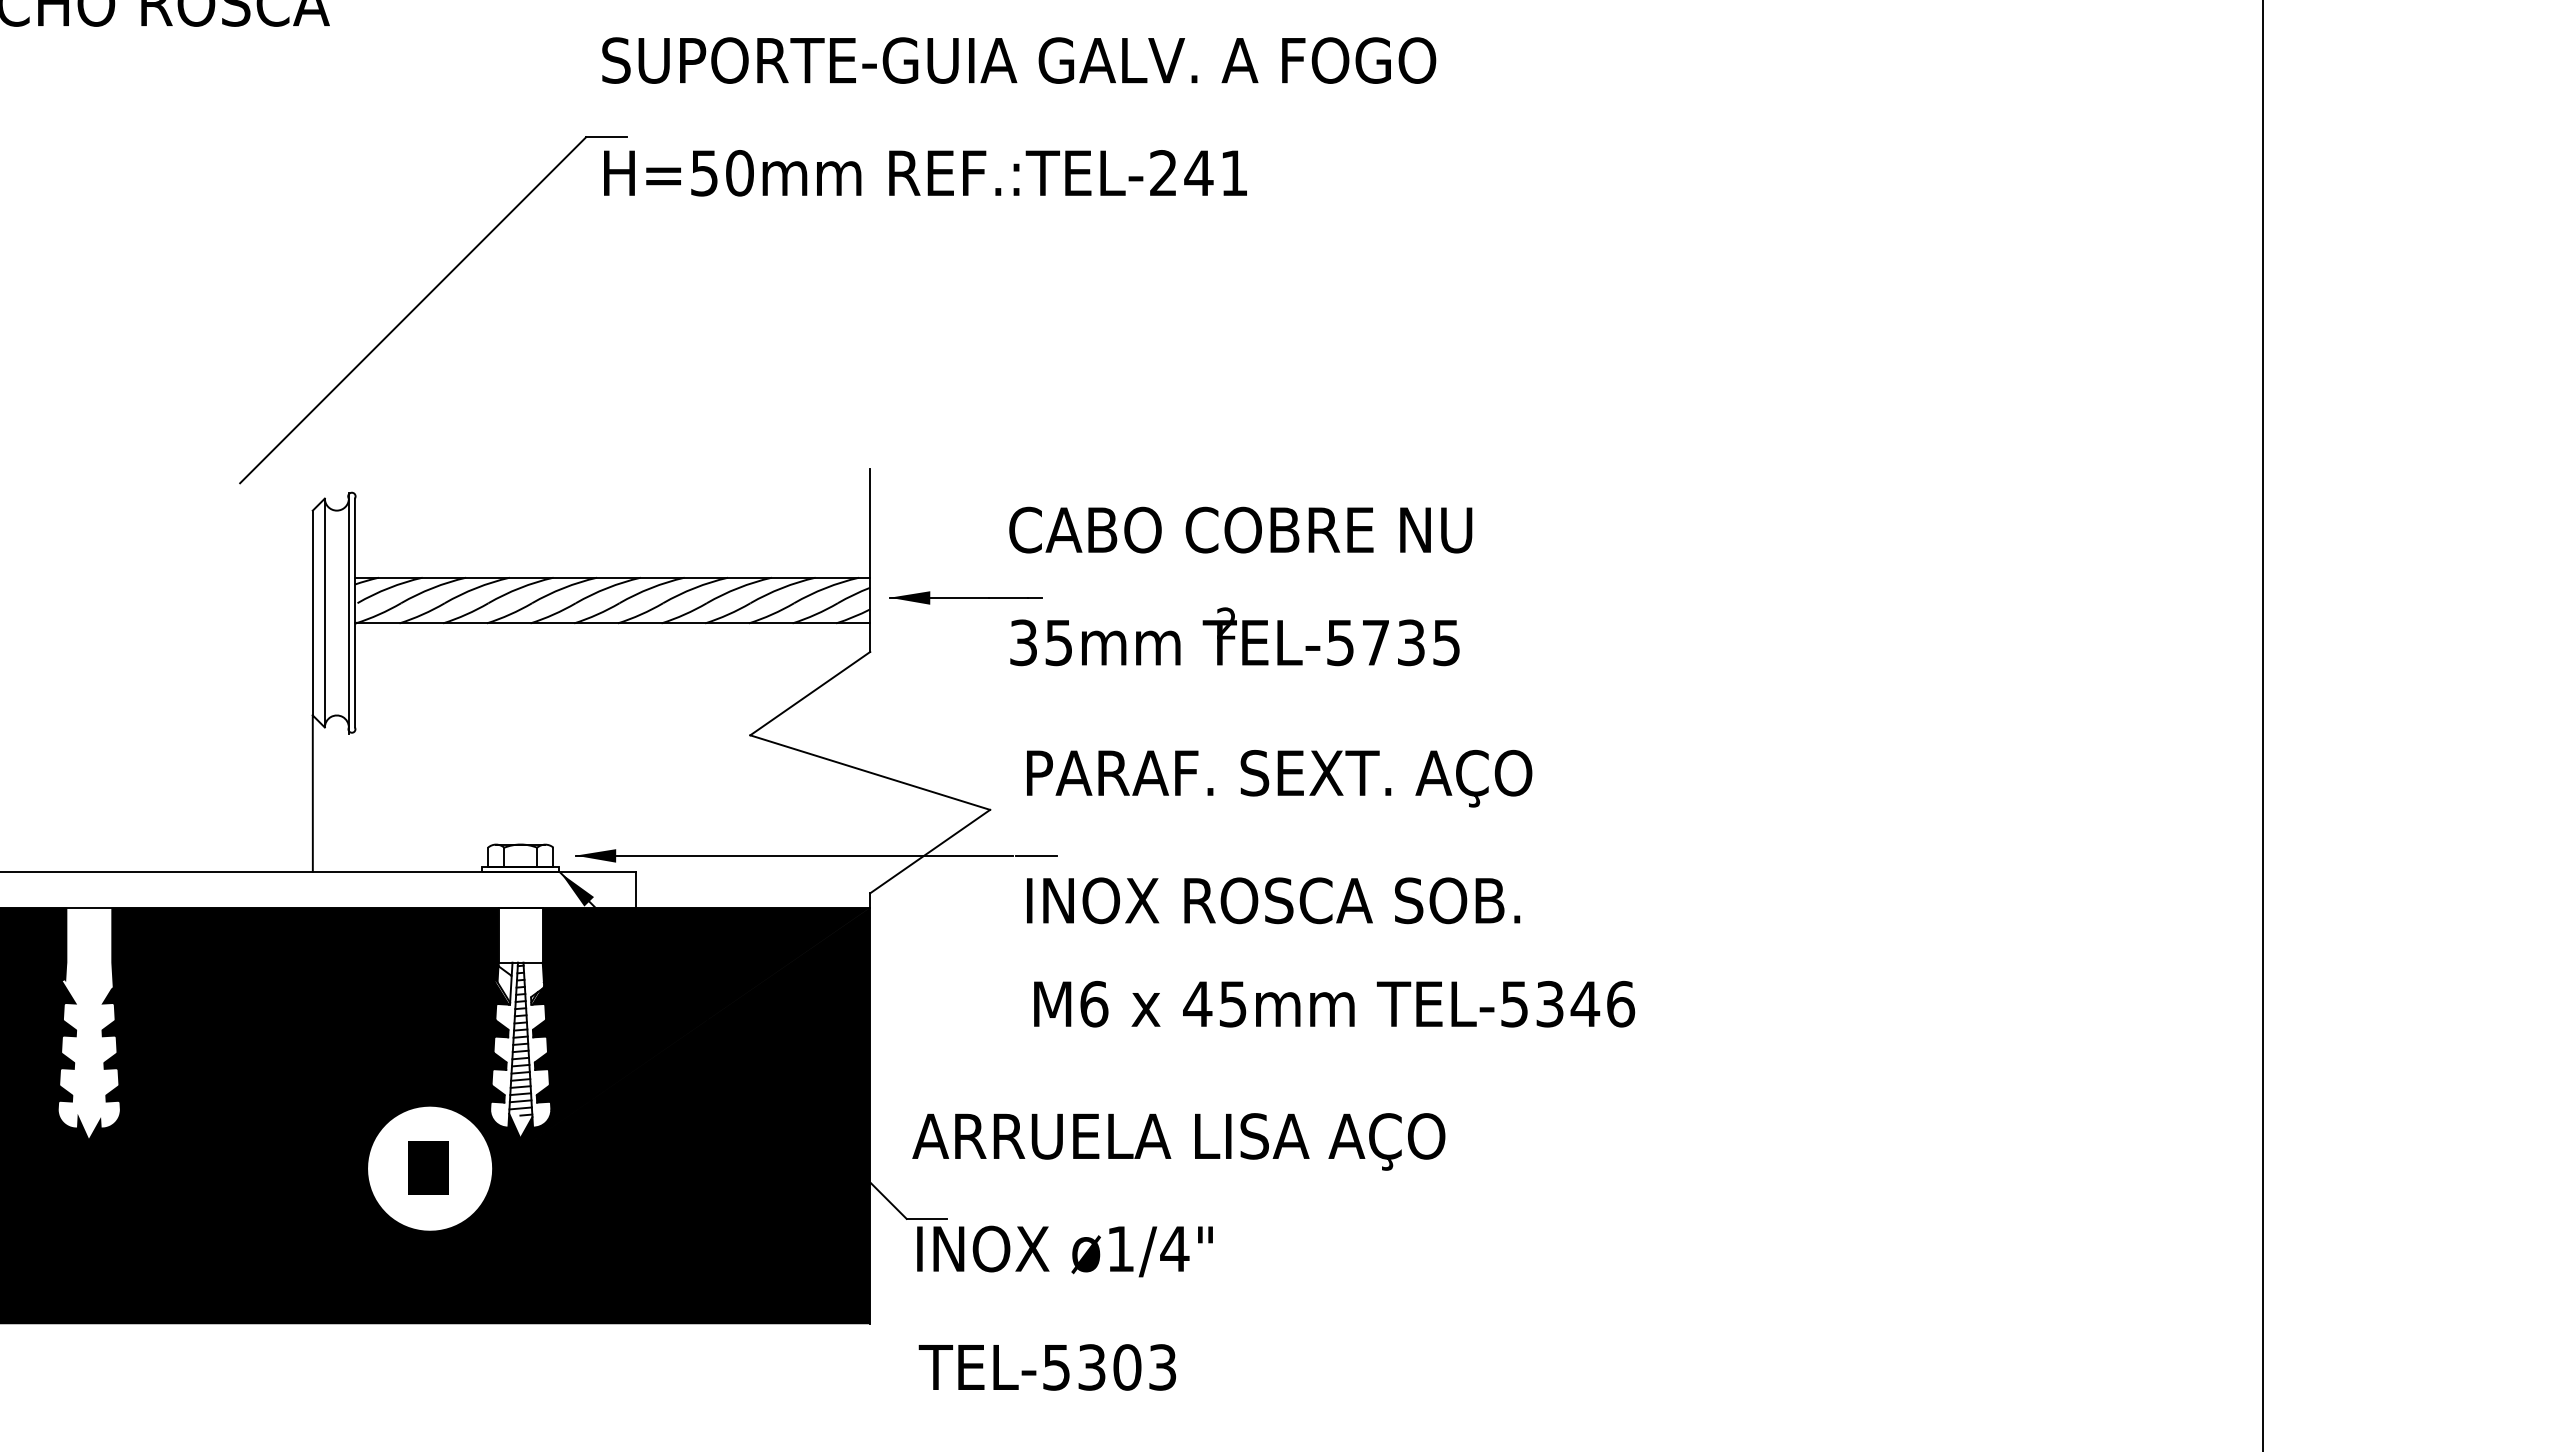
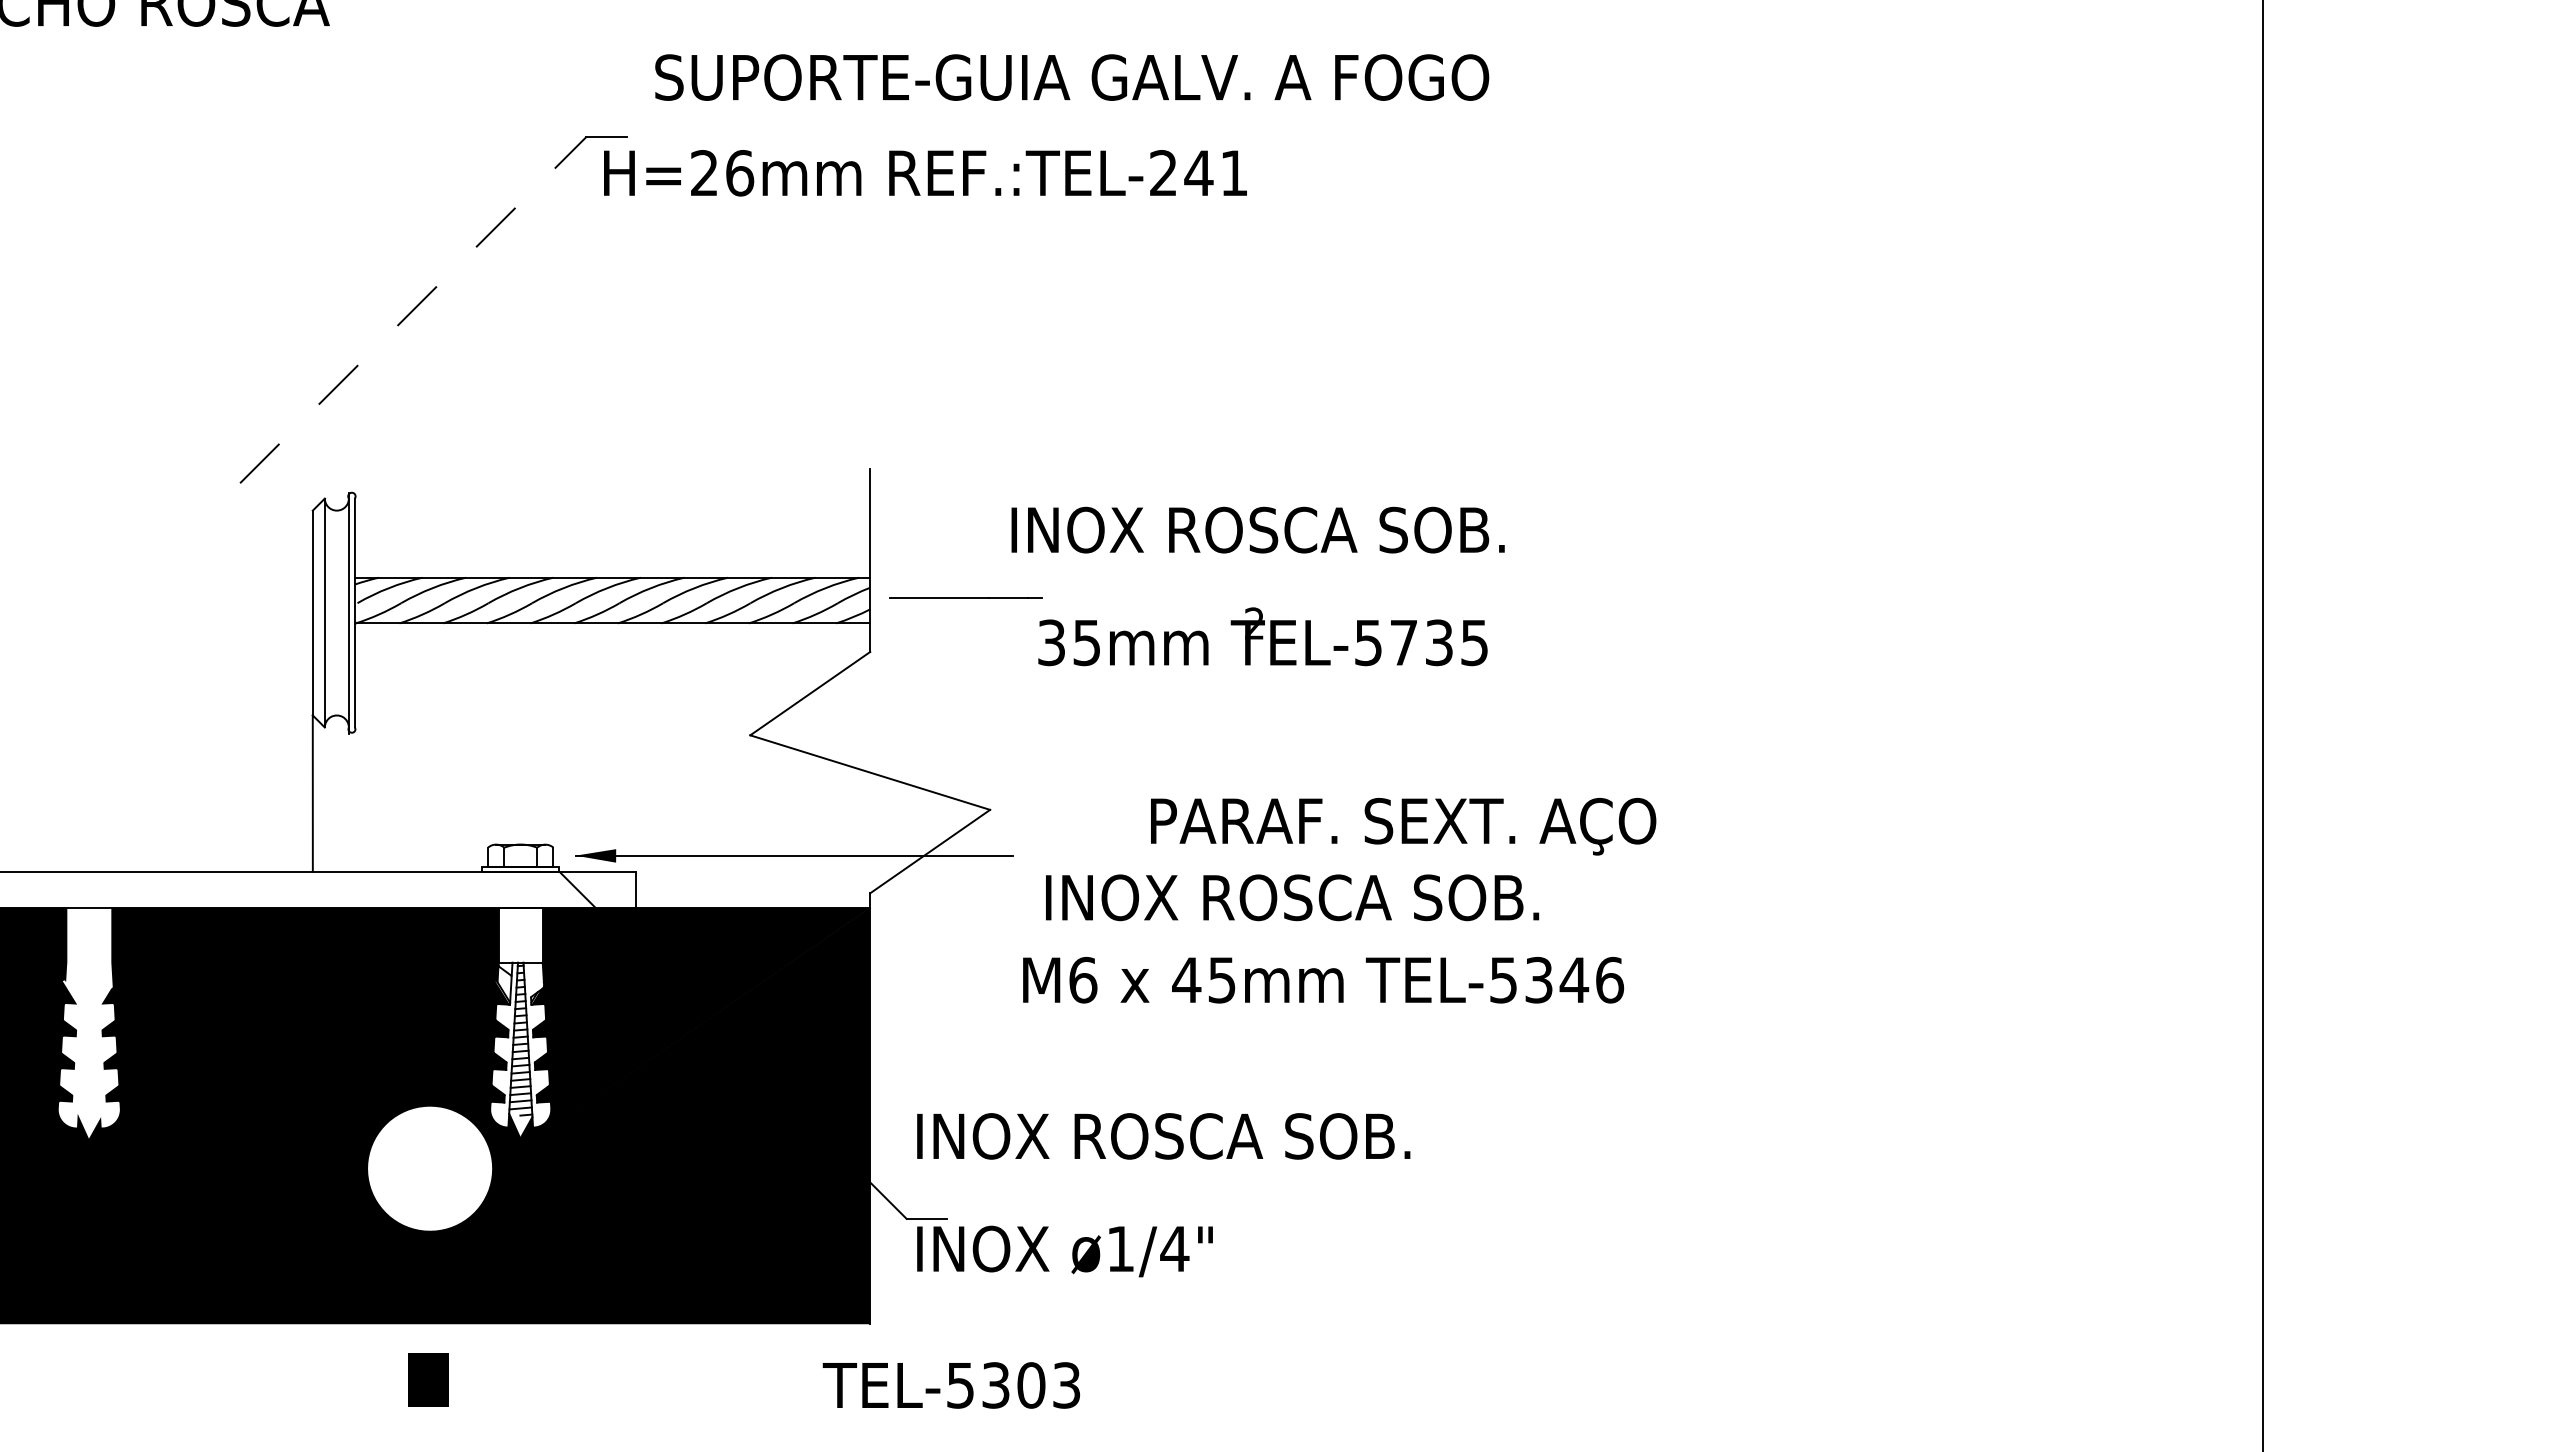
text position: (1019, 60) -> (1072, 77) (1072, 77)
text: H=50mm -> H=26mm (722, 173)
line: solid -> dashed (413, 310)
text: CABO COBRE NU -> INOX ROSCA SOB. (1256, 529)
fill: present -> none (909, 597)
text position: (1234, 636) -> (1262, 636) (1262, 636)
text position: (1279, 778) -> (1403, 826) (1403, 826)
line: present -> none (1036, 855)
fill: present -> none (577, 889)
text position: (1273, 900) -> (1292, 897) (1292, 897)
text position: (1334, 1004) -> (1323, 980) (1323, 980)
text: ARRUELA LISA AÇO -> INOX ROSCA SOB. (1178, 1141)
part position: (428, 1167) -> (428, 1379) (428, 1379)
text position: (1046, 1367) -> (950, 1385) (950, 1385)
